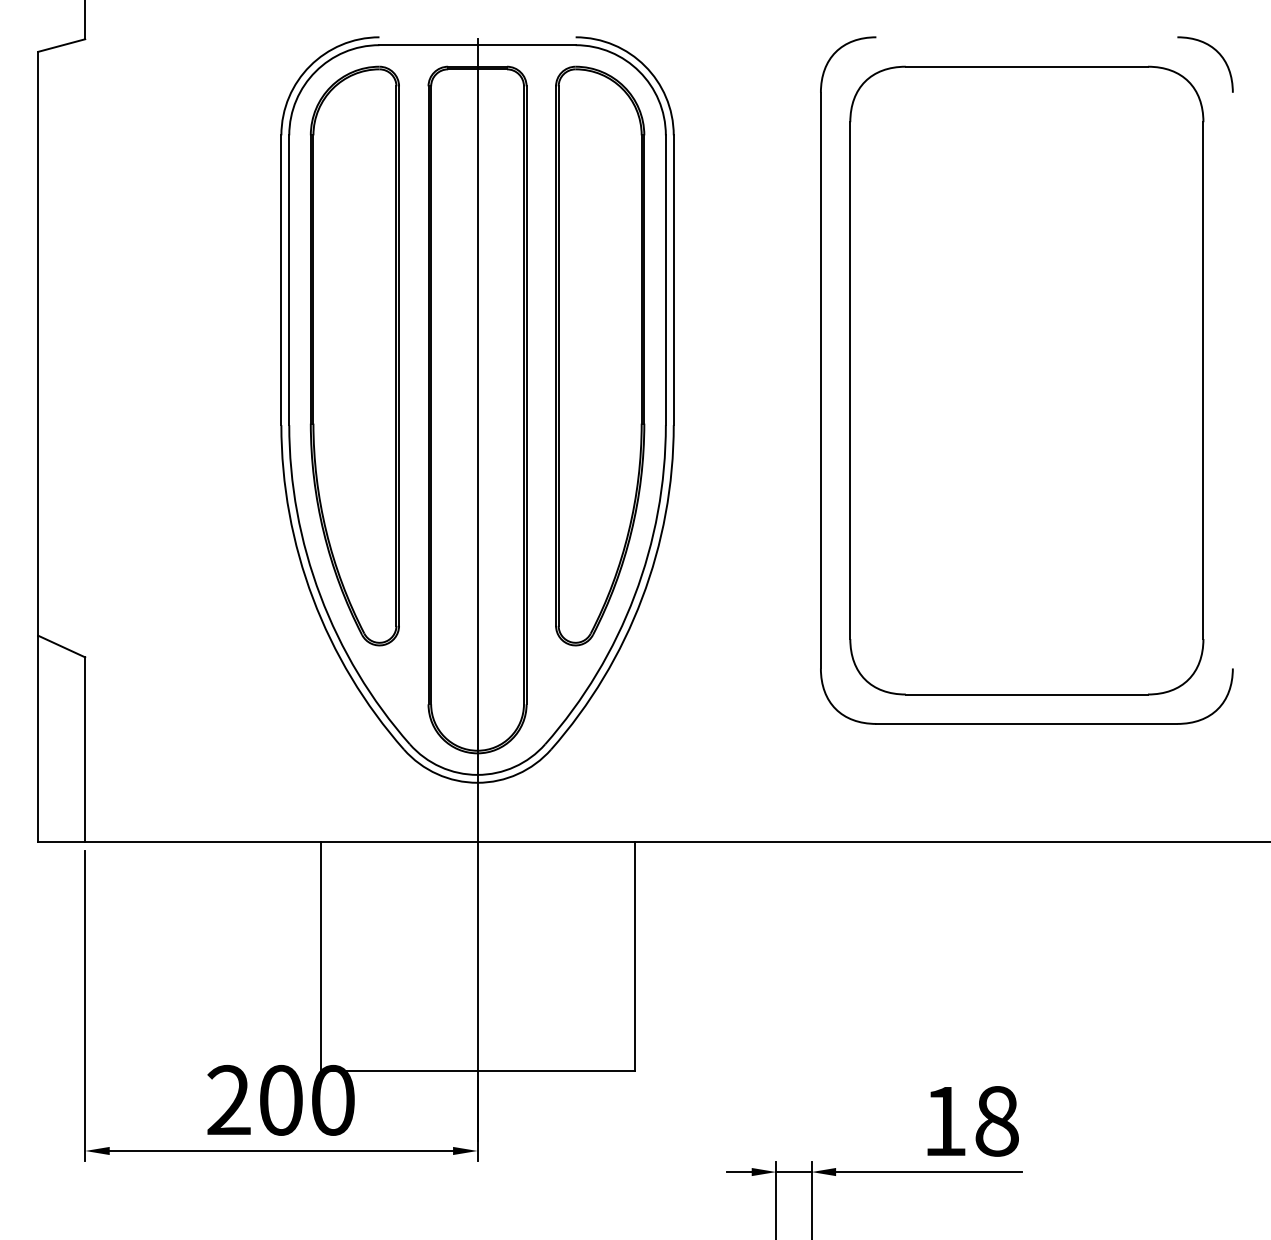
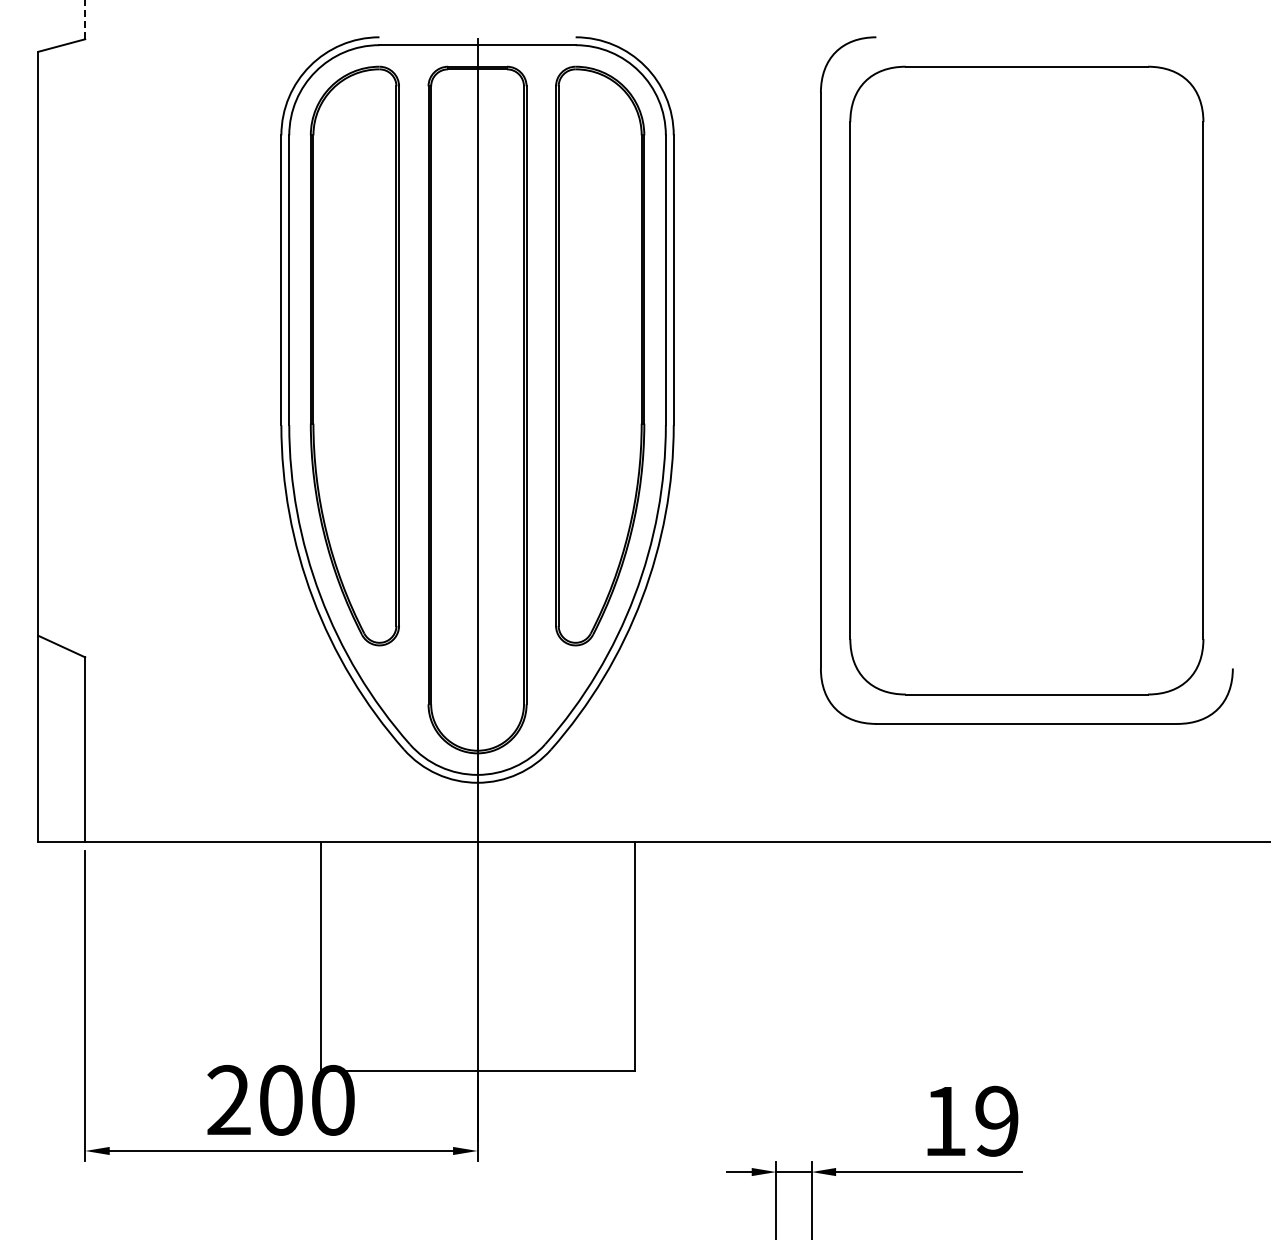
line: solid -> dashed (85, 19)
curve: present -> none (1216, 52)
text: 18 -> 19 (996, 1120)
